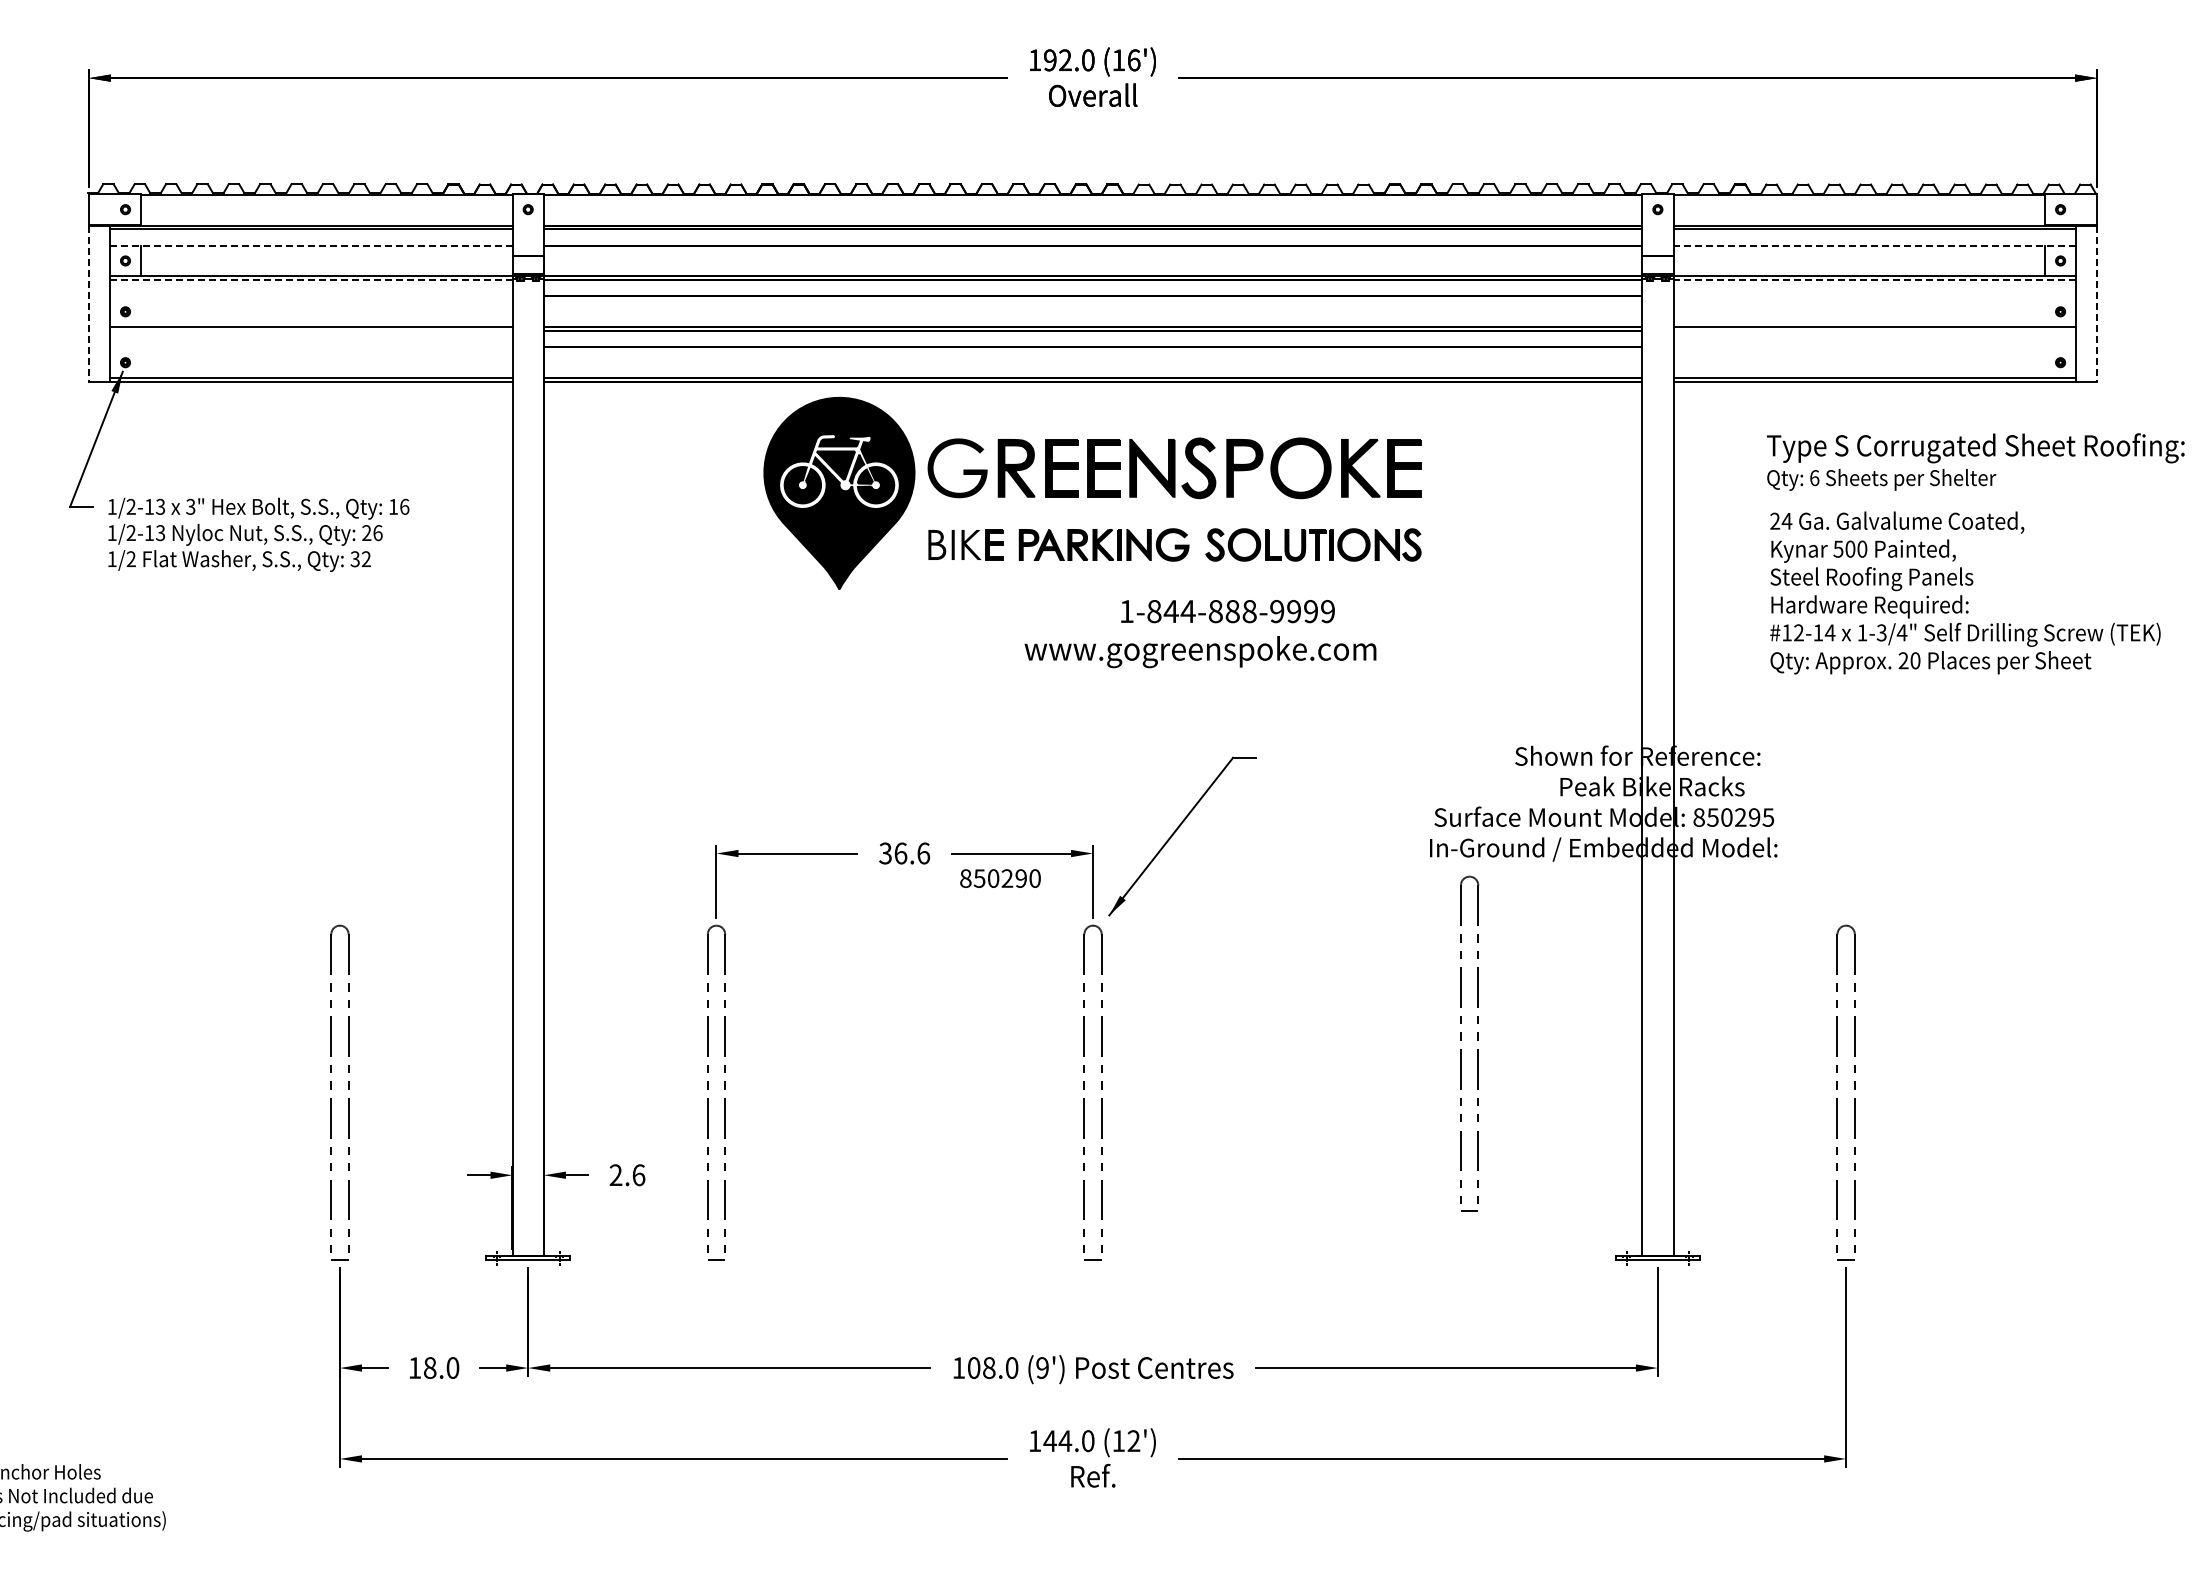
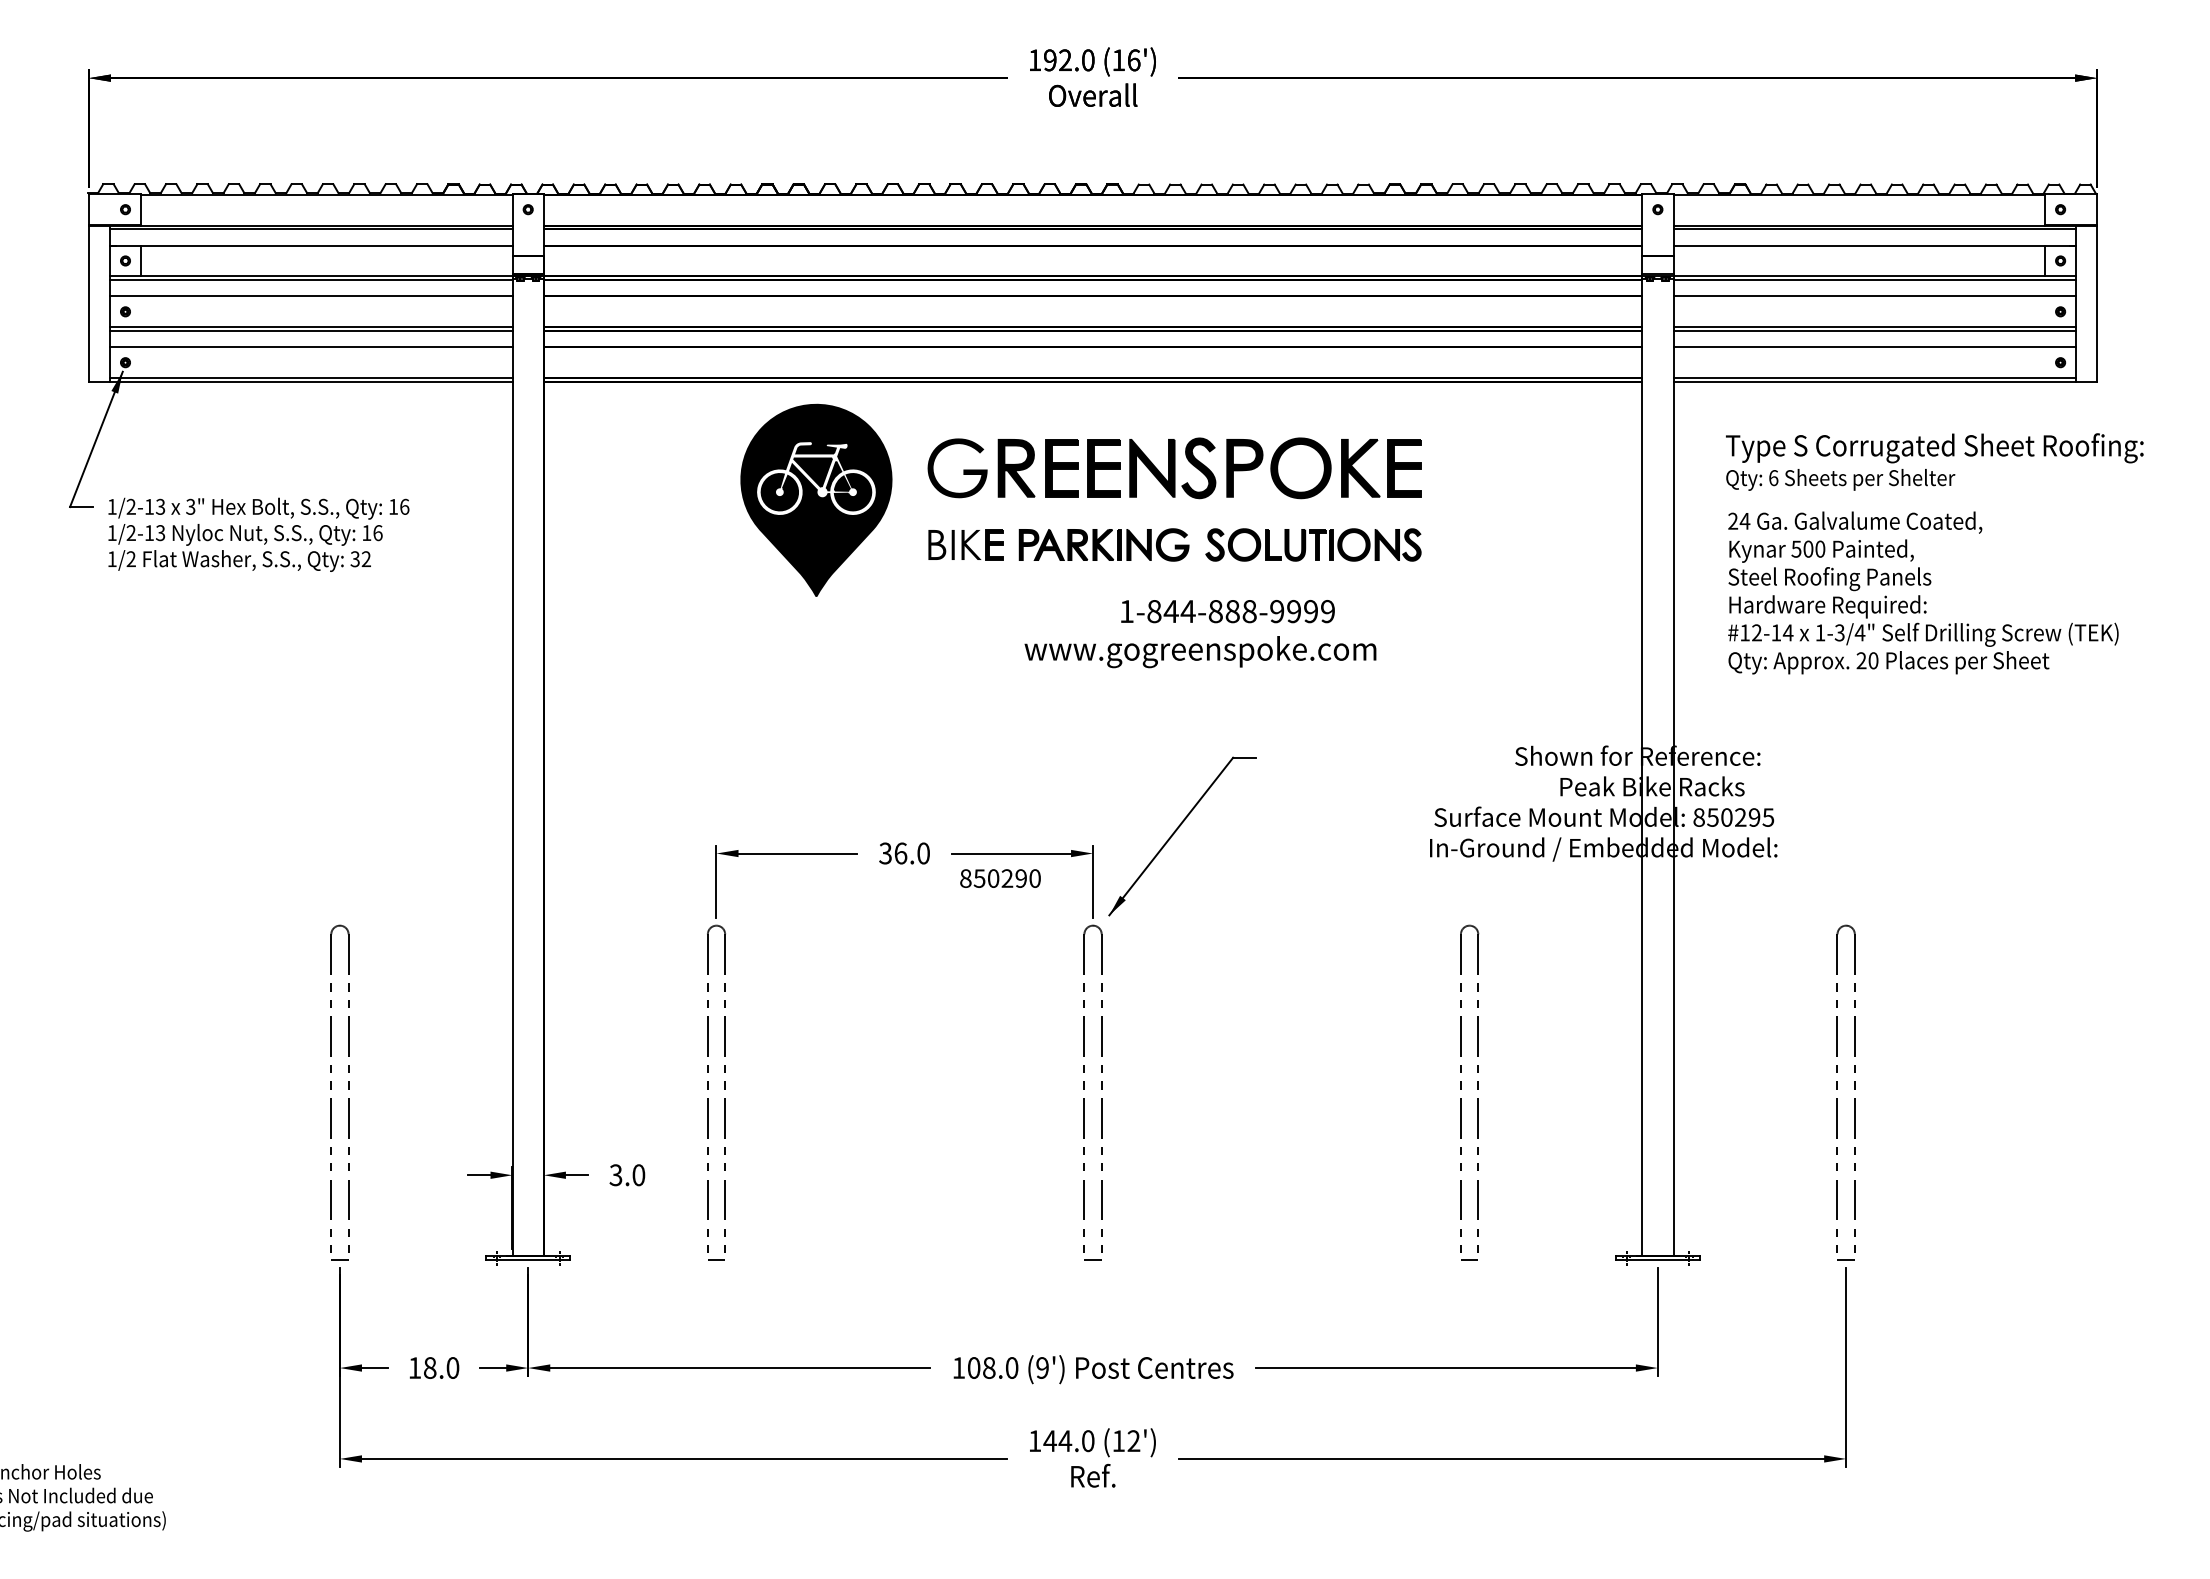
line: dashed -> solid (311, 245)
line: dashed -> solid (1874, 245)
line: dashed -> solid (311, 280)
line: dashed -> solid (1874, 280)
line: none -> present (310, 296)
line: none -> present (1874, 296)
line: dashed -> solid (88, 304)
line: dashed -> solid (2097, 304)
line: none -> present (310, 330)
line: none -> present (1874, 330)
line: none -> present (310, 347)
line: none -> present (1874, 347)
text position: (1975, 461) -> (1934, 461) (1934, 461)
part position: (839, 492) -> (816, 499) (816, 499)
text: 26 -> 16 (366, 532)
text position: (1965, 592) -> (1923, 592) (1923, 592)
text: 36.6 -> 36.0 (923, 853)
part position: (1461, 1040) -> (1461, 1089) (1461, 1089)
text: 2.6 -> 3.0 (627, 1175)
